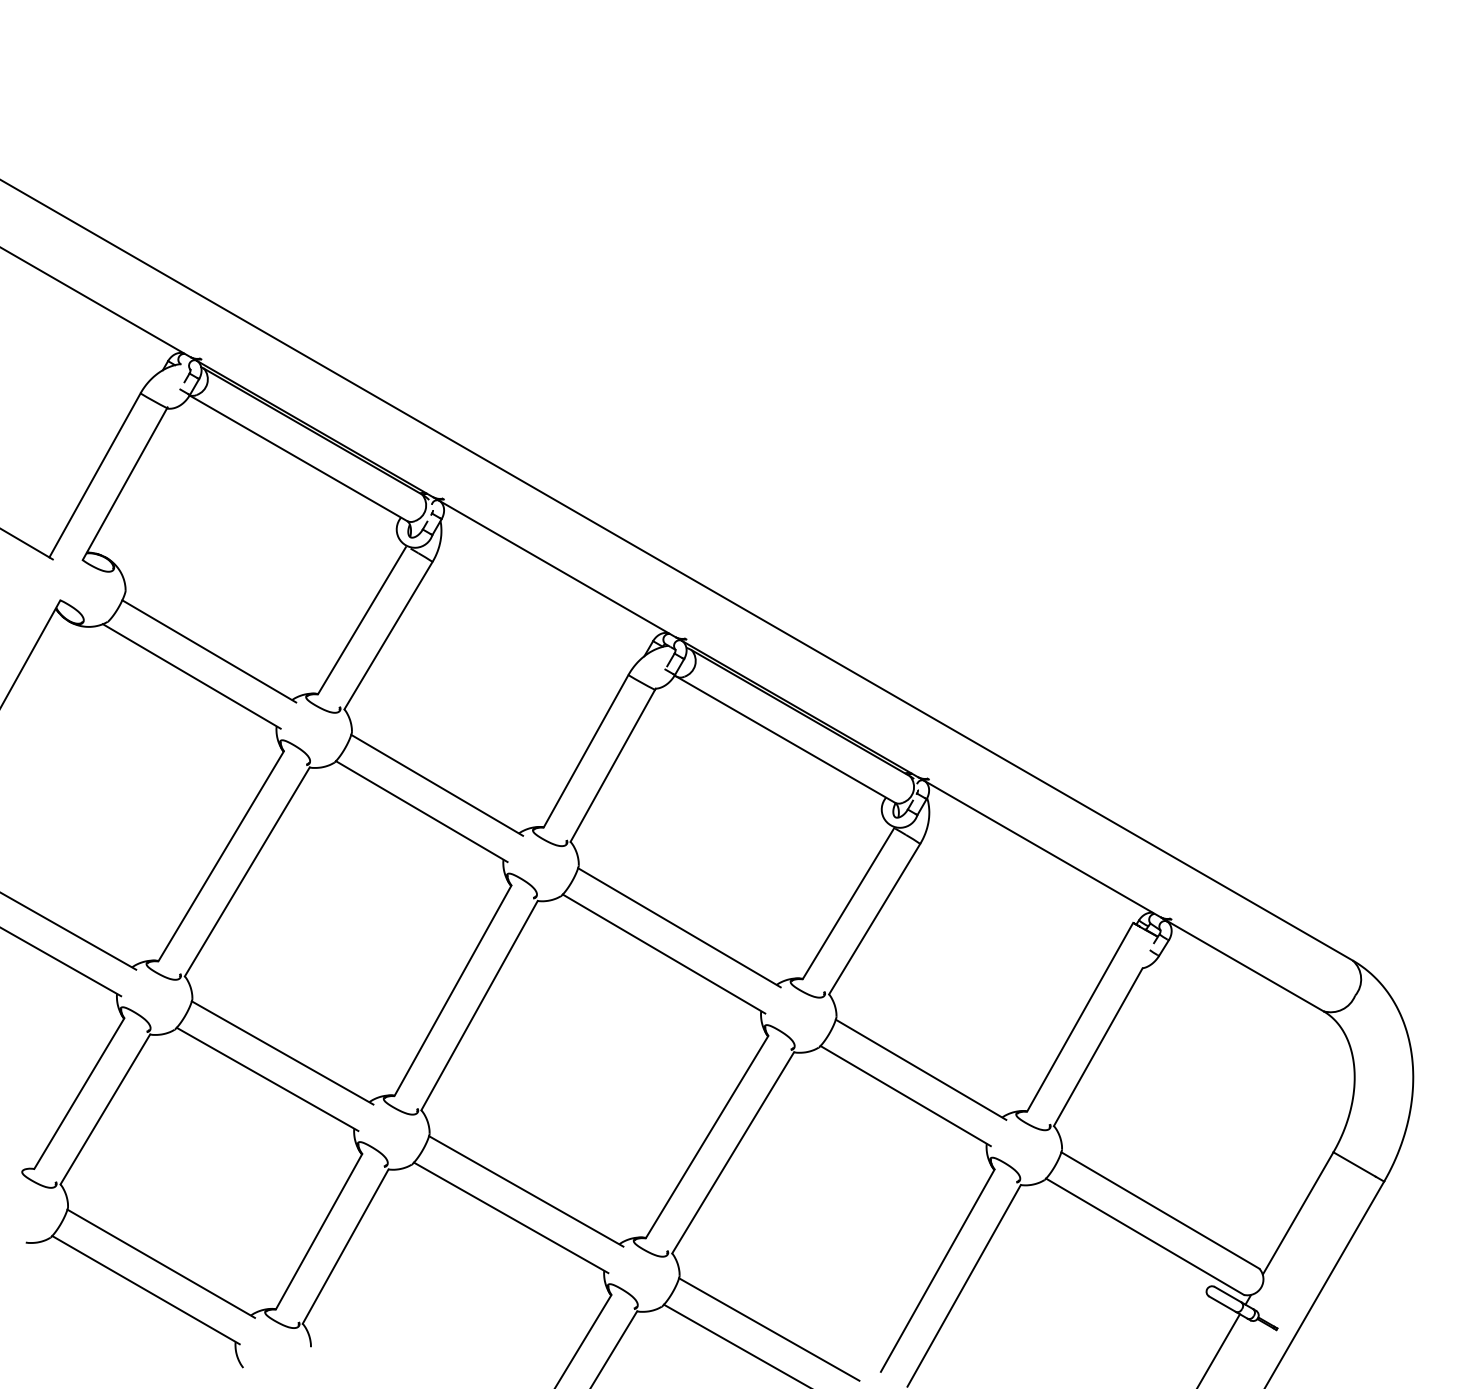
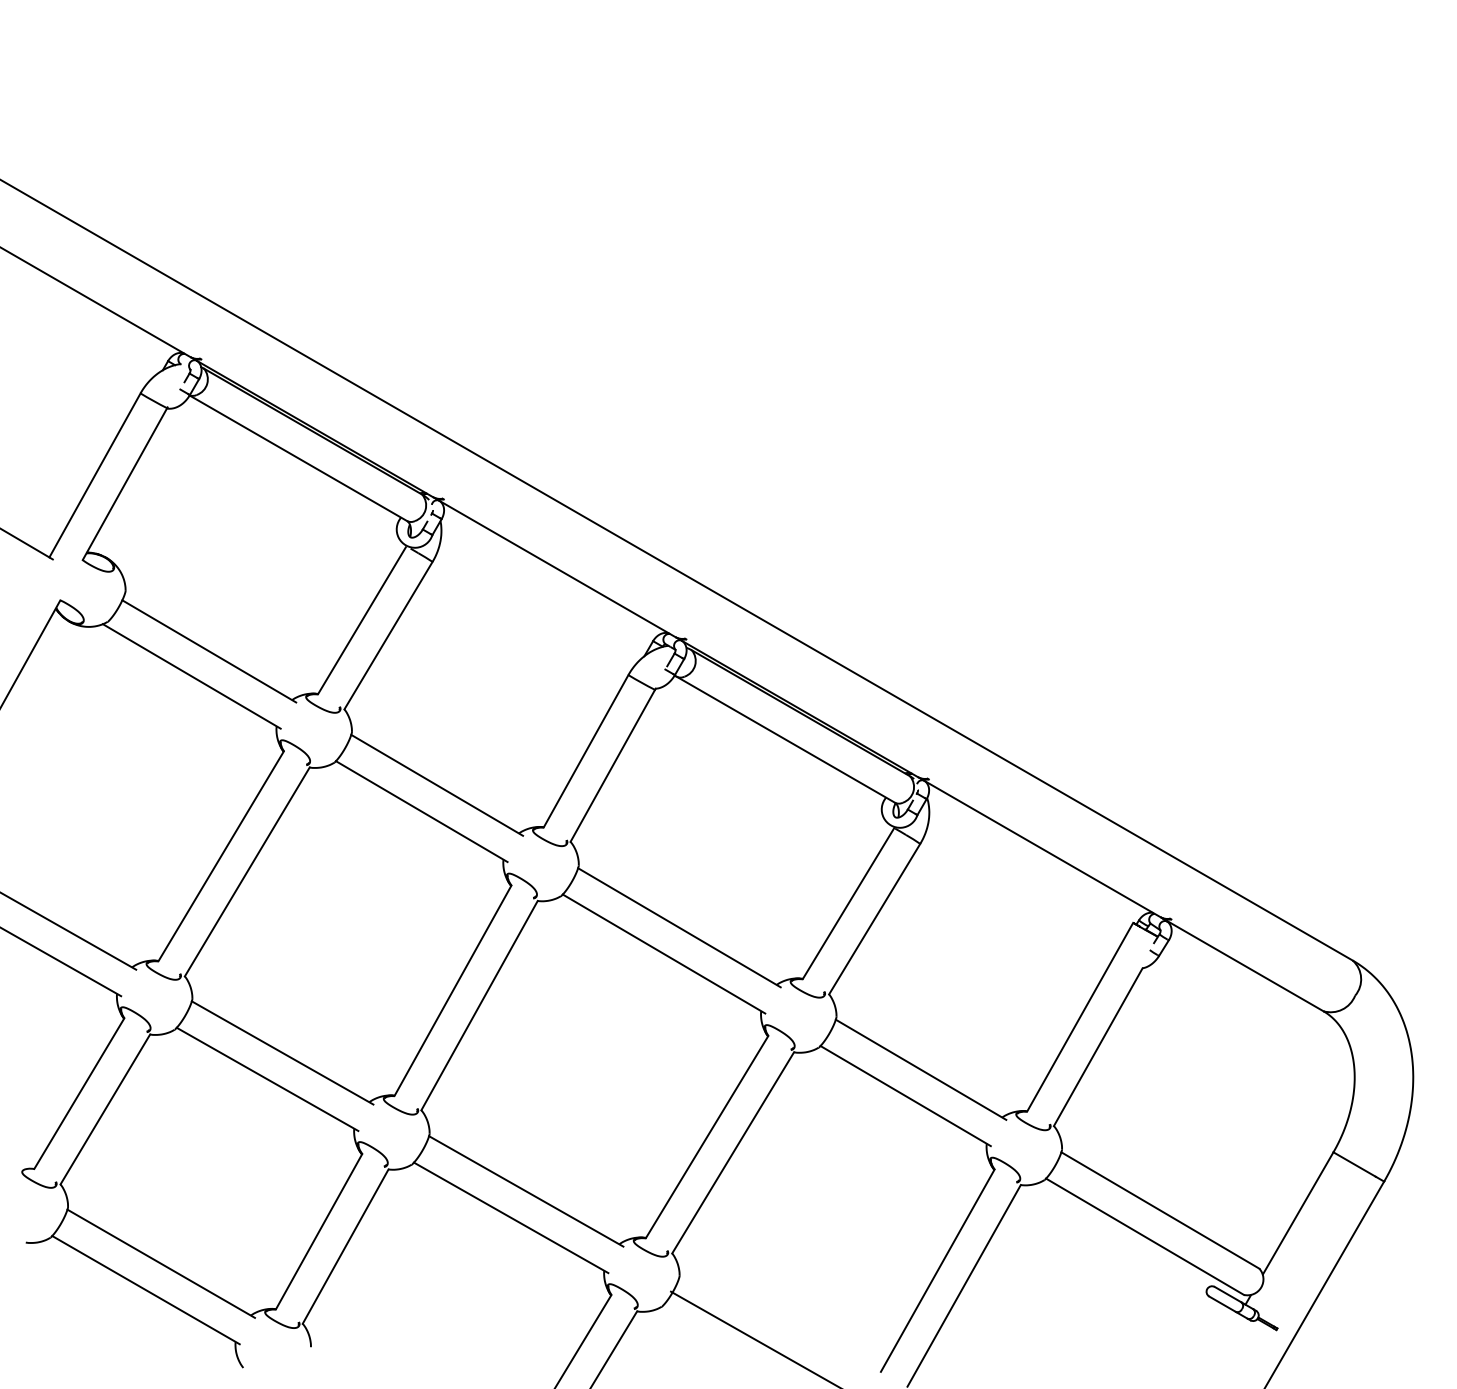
line: present -> none (769, 1329)
line position: (734, 1344) -> (753, 1338) (753, 1338)
line: present -> none (1218, 1349)
